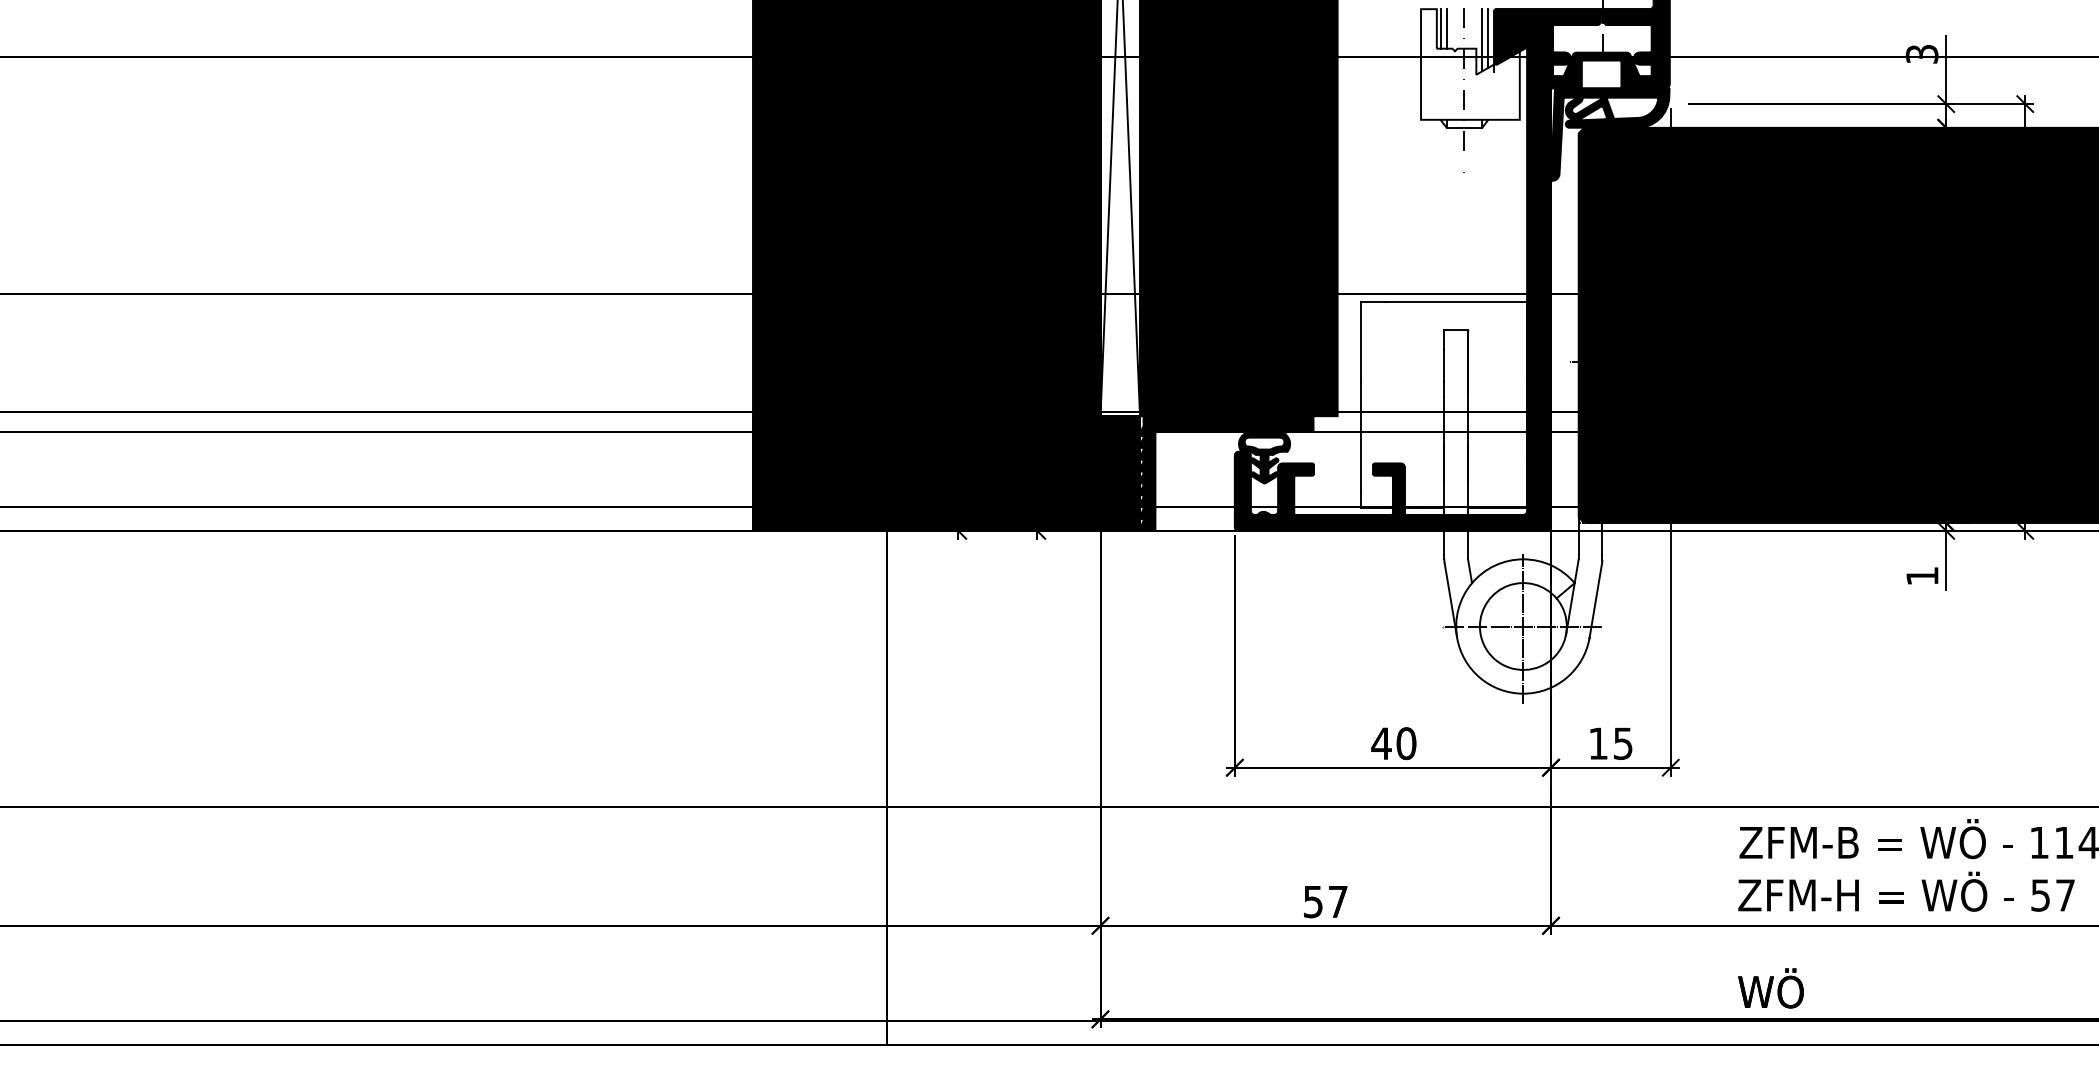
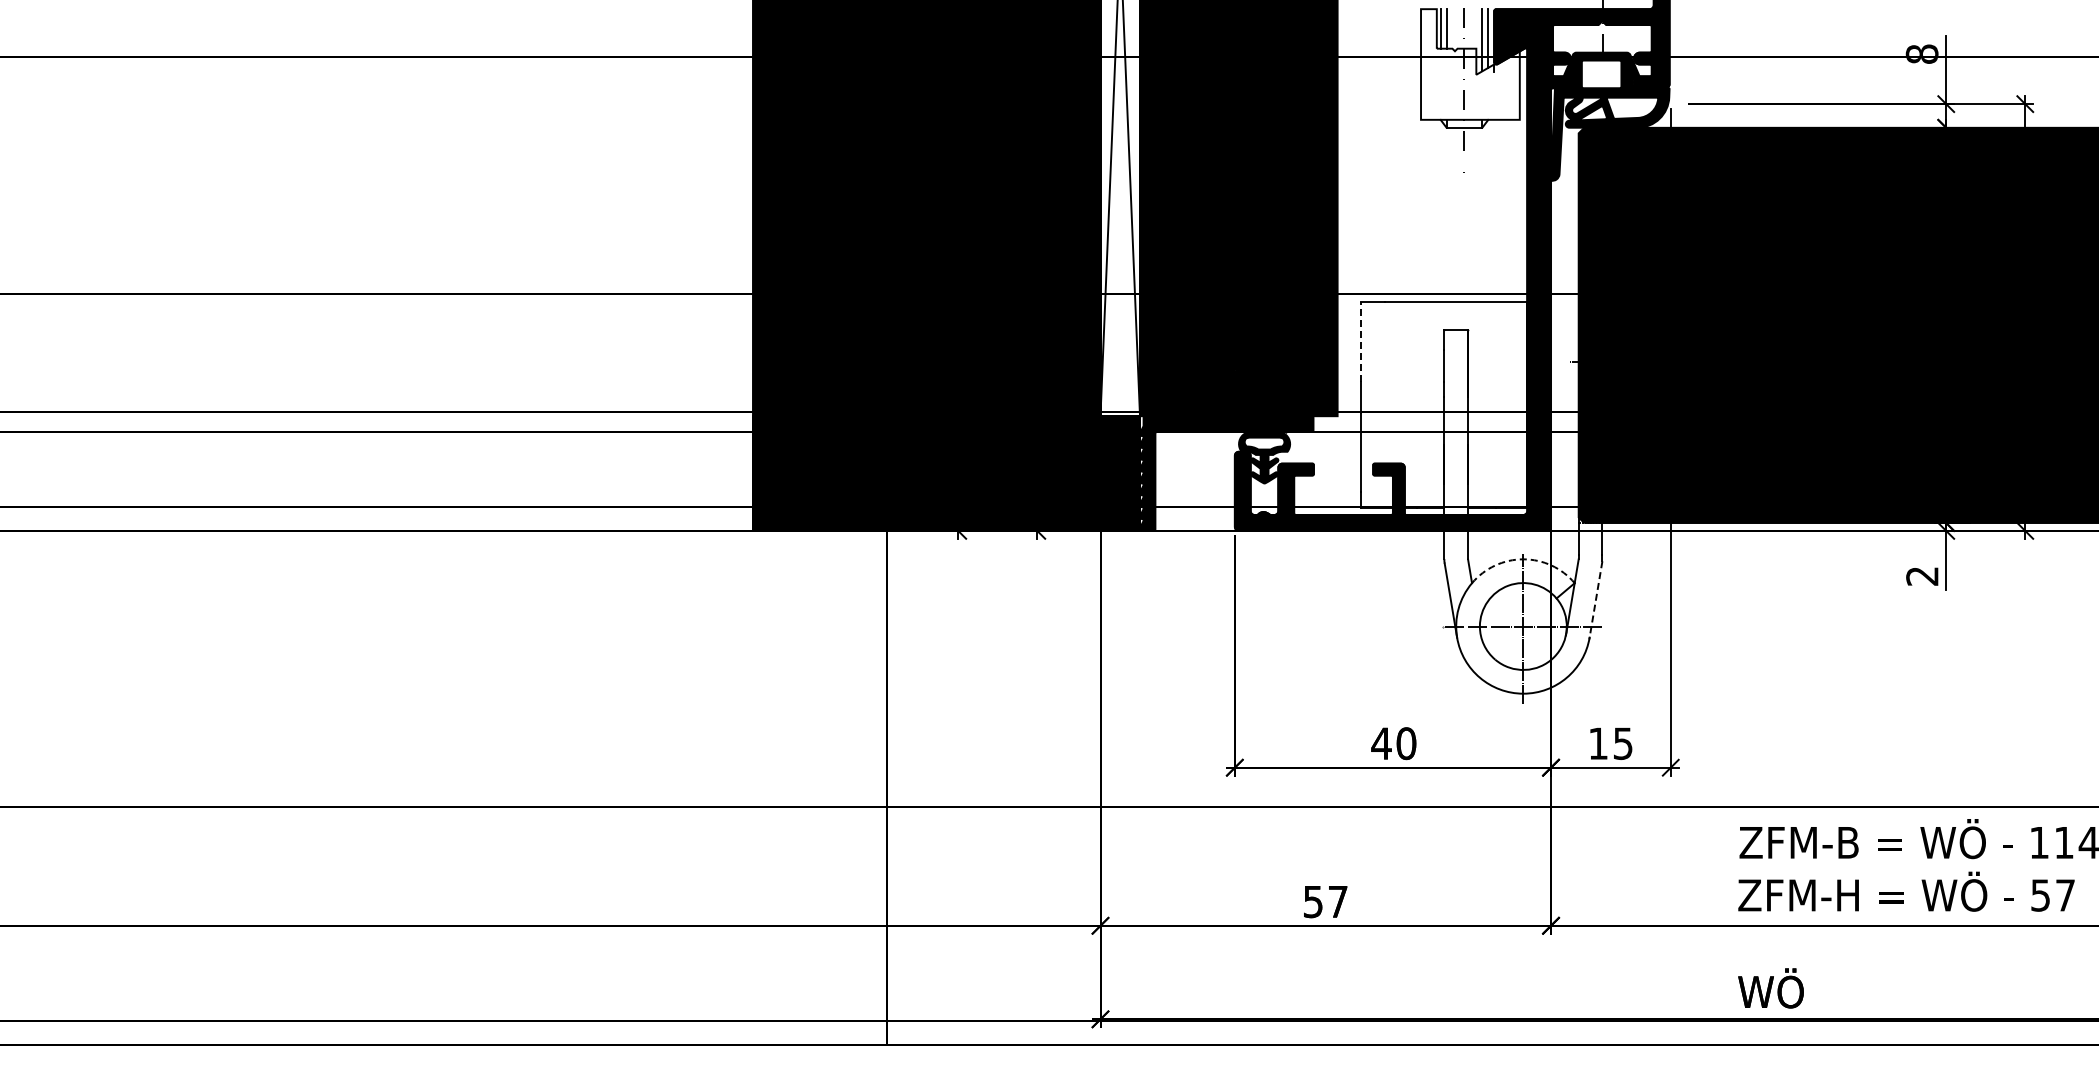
text: 3 -> 8 (1922, 53)
line: solid -> dashed (1361, 341)
arc: solid -> dashed (1523, 559)
text: 1 -> 2 (1922, 576)
line: solid -> dashed (1596, 599)
